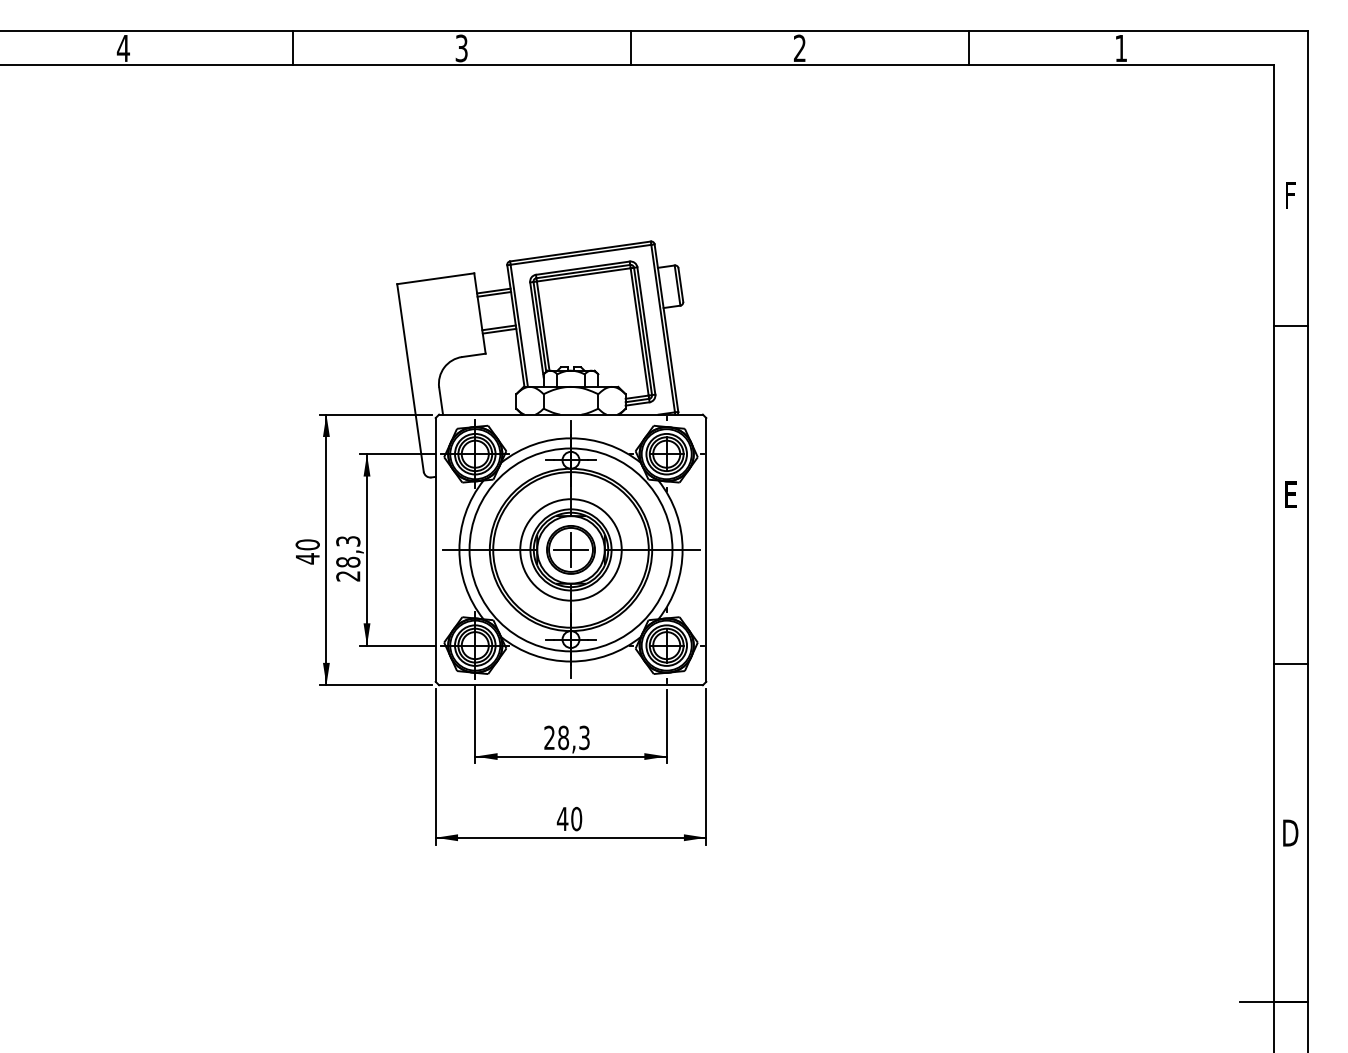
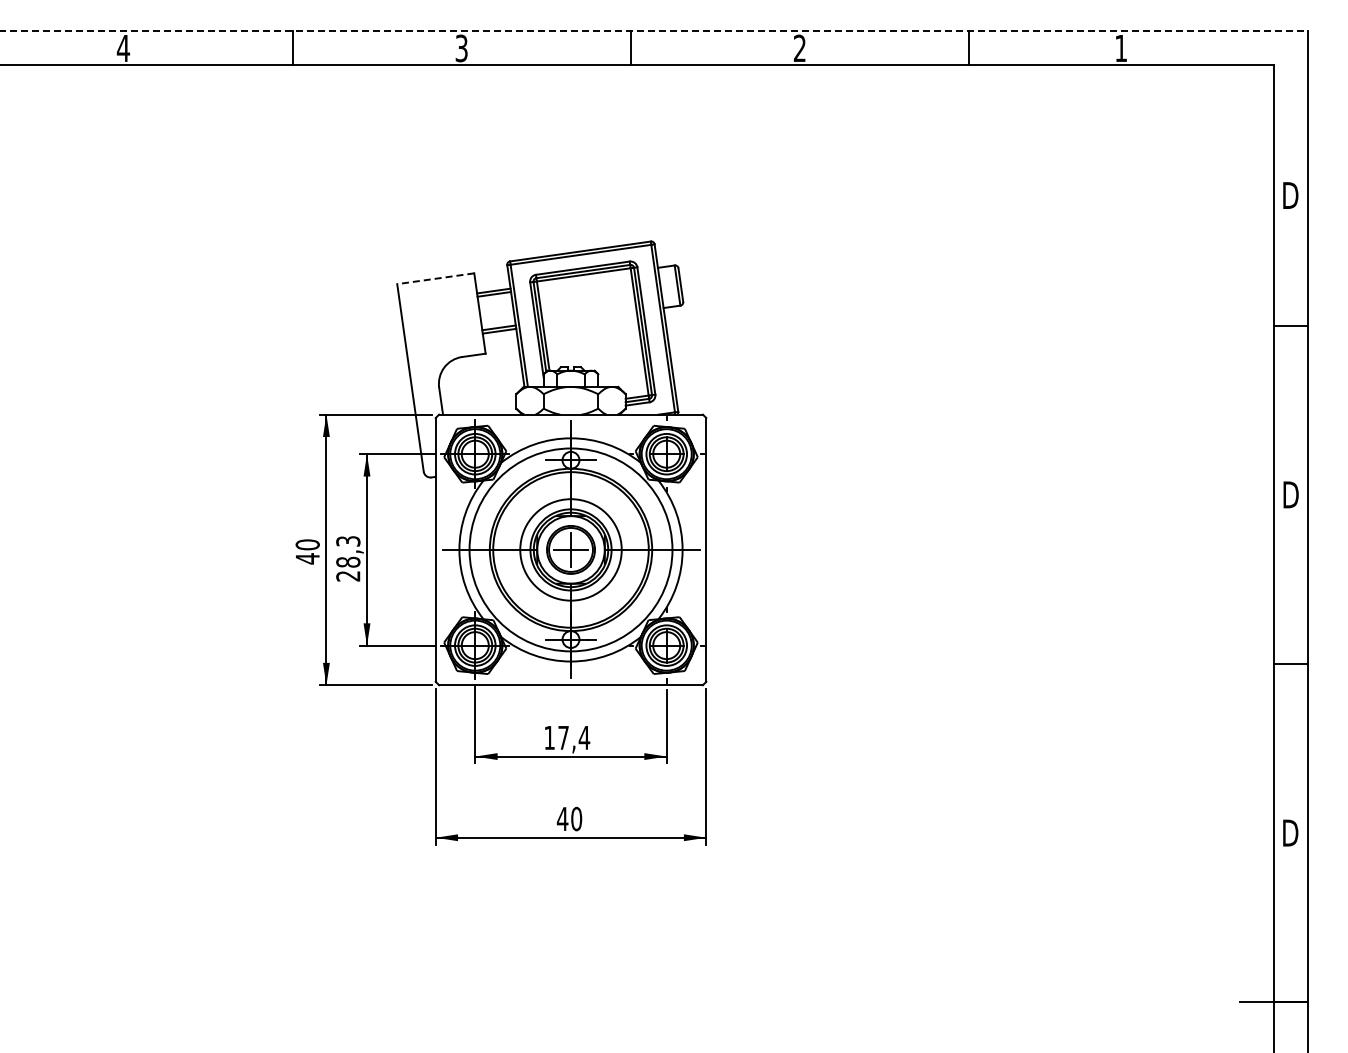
line: solid -> dashed (654, 31)
text: F -> D (1290, 195)
line: solid -> dashed (435, 278)
text: E -> D (1290, 494)
text: 28,3 -> 17,4 (567, 737)
